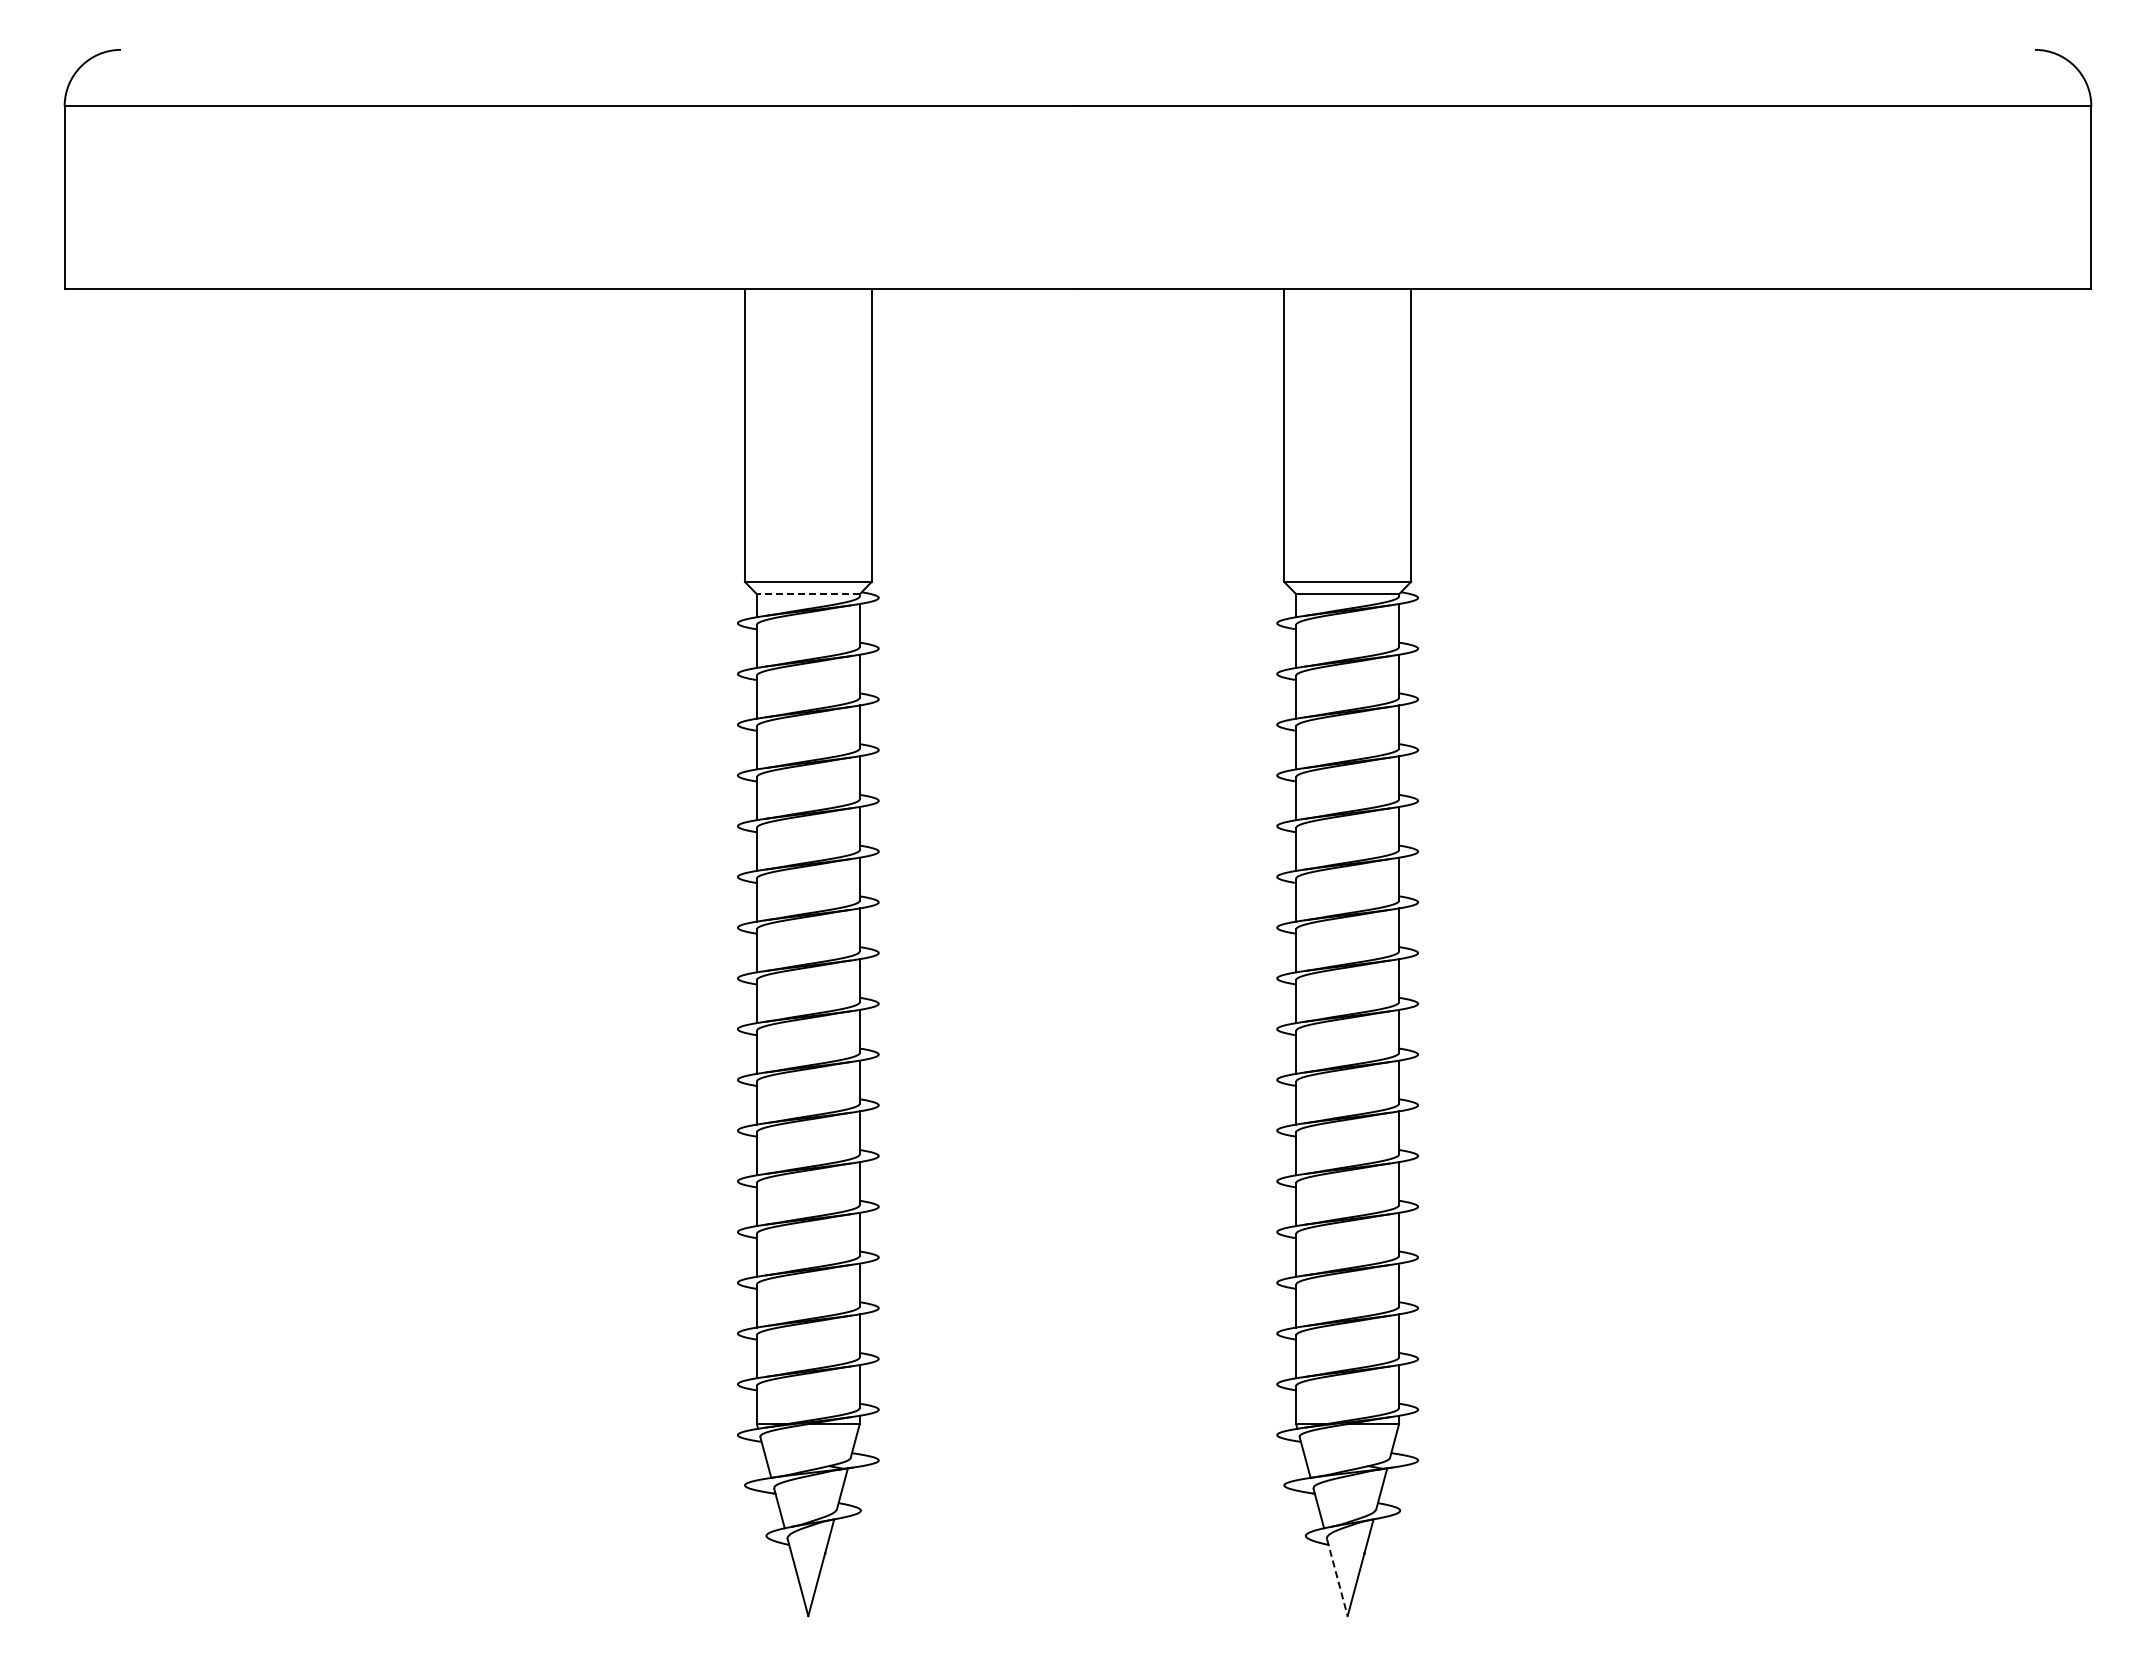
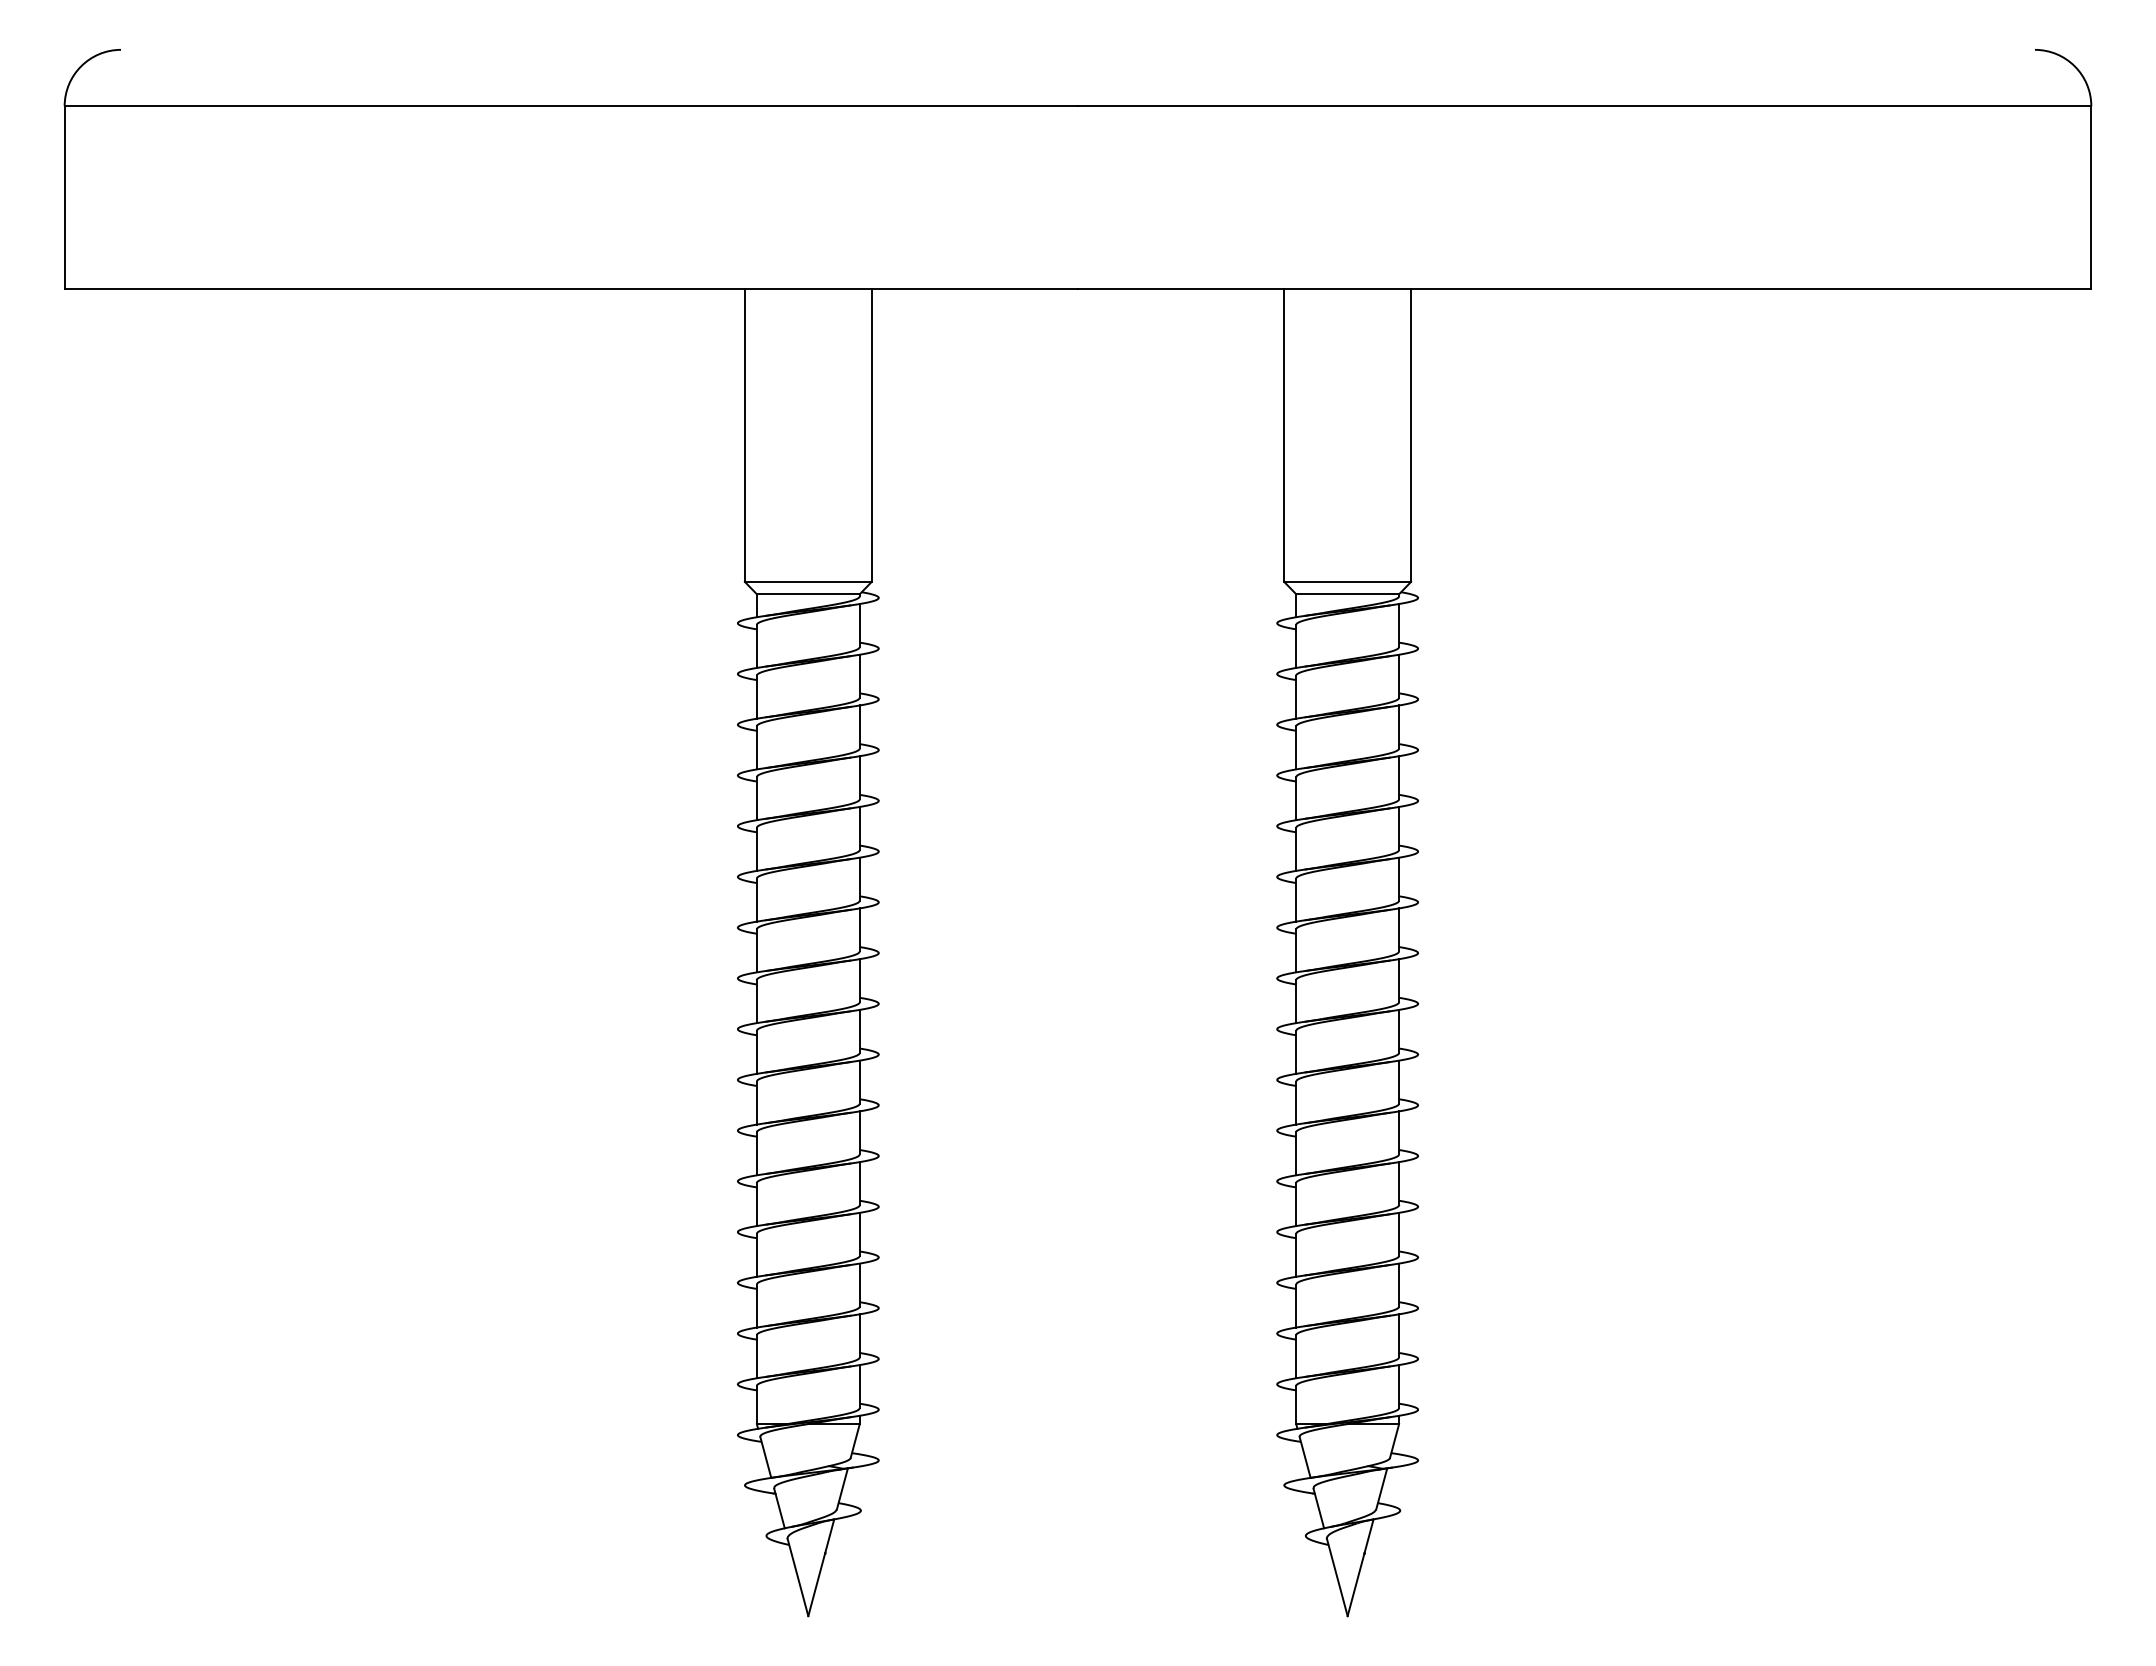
line: dashed -> solid (807, 594)
line: dashed -> solid (1337, 1577)
